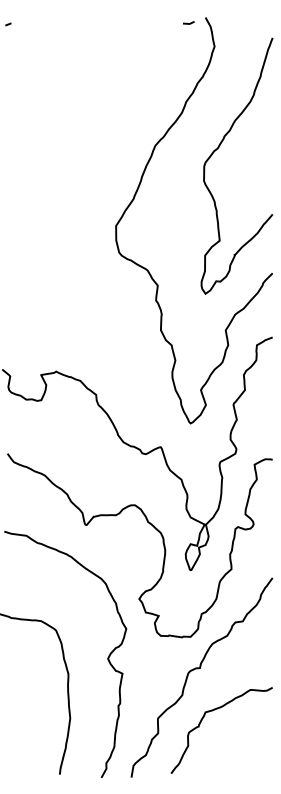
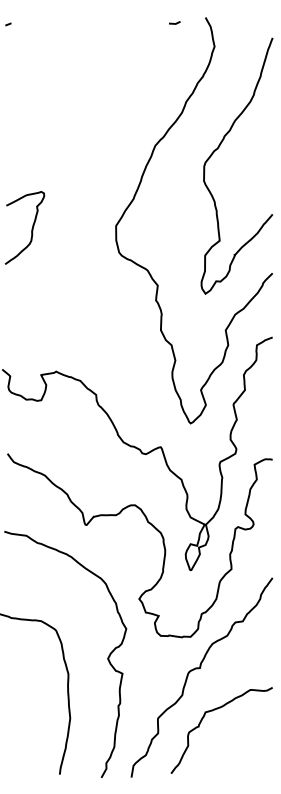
line position: (188, 23) -> (174, 23) (174, 23)
curve: none -> present (31, 228)
